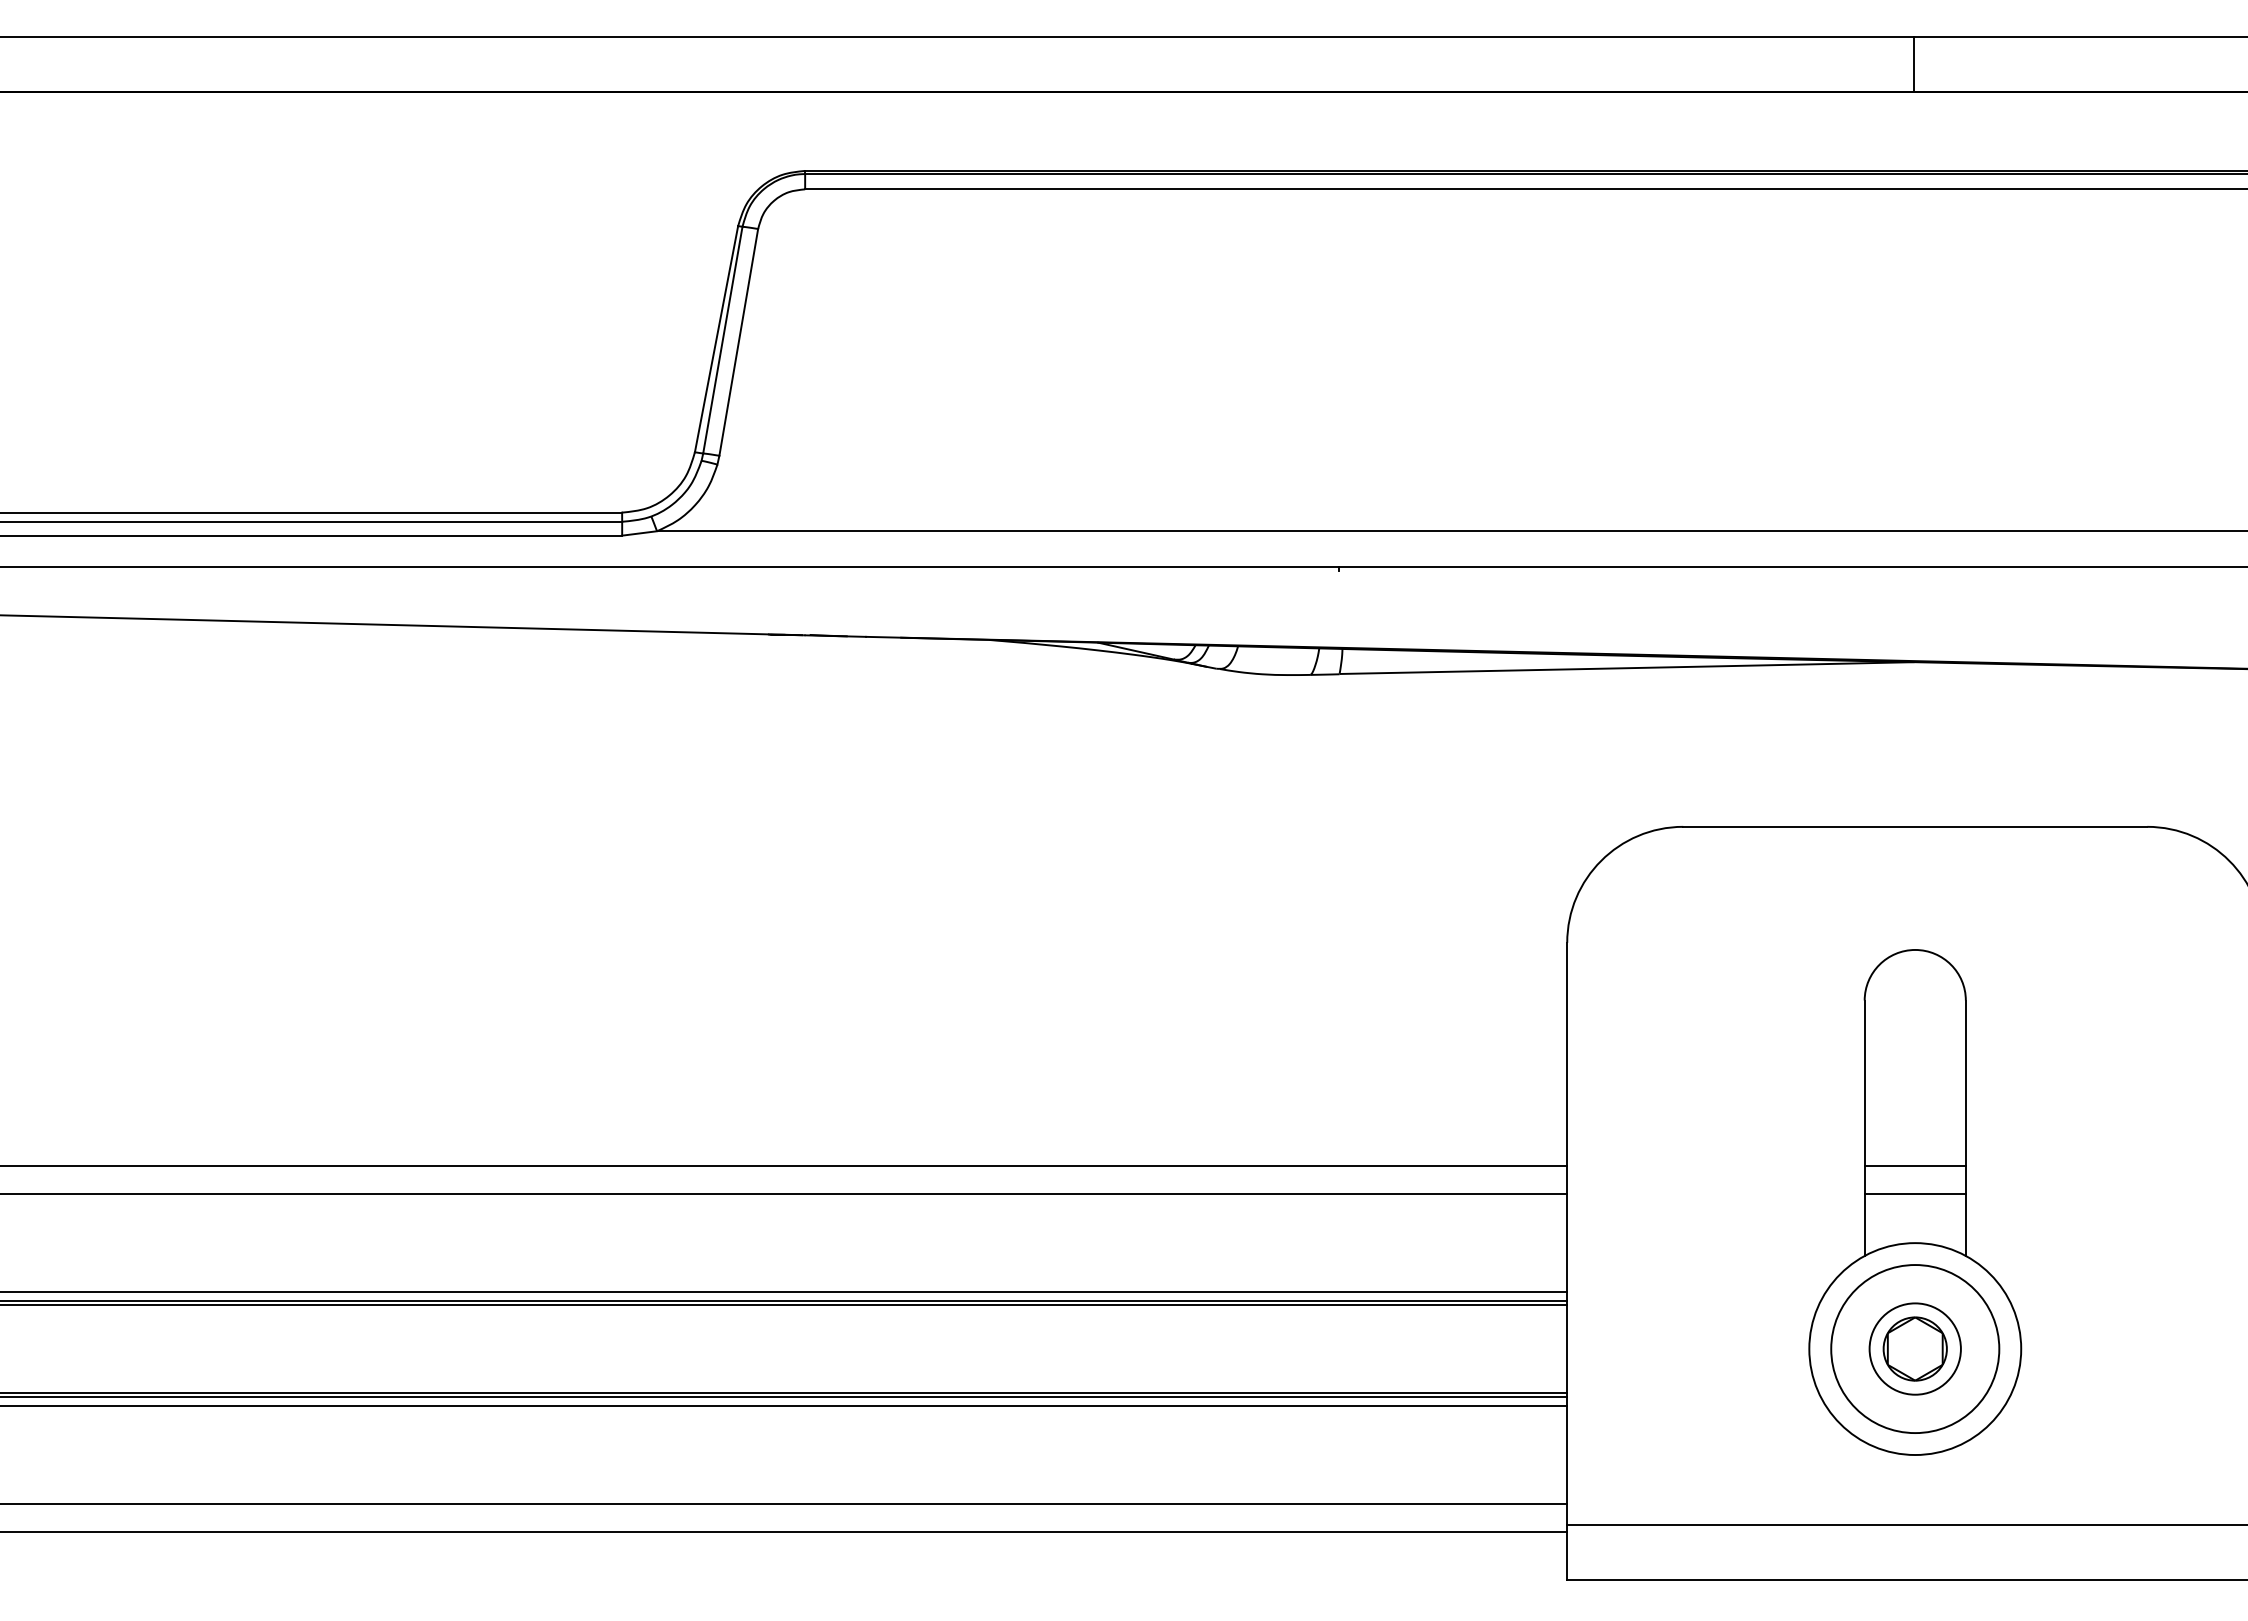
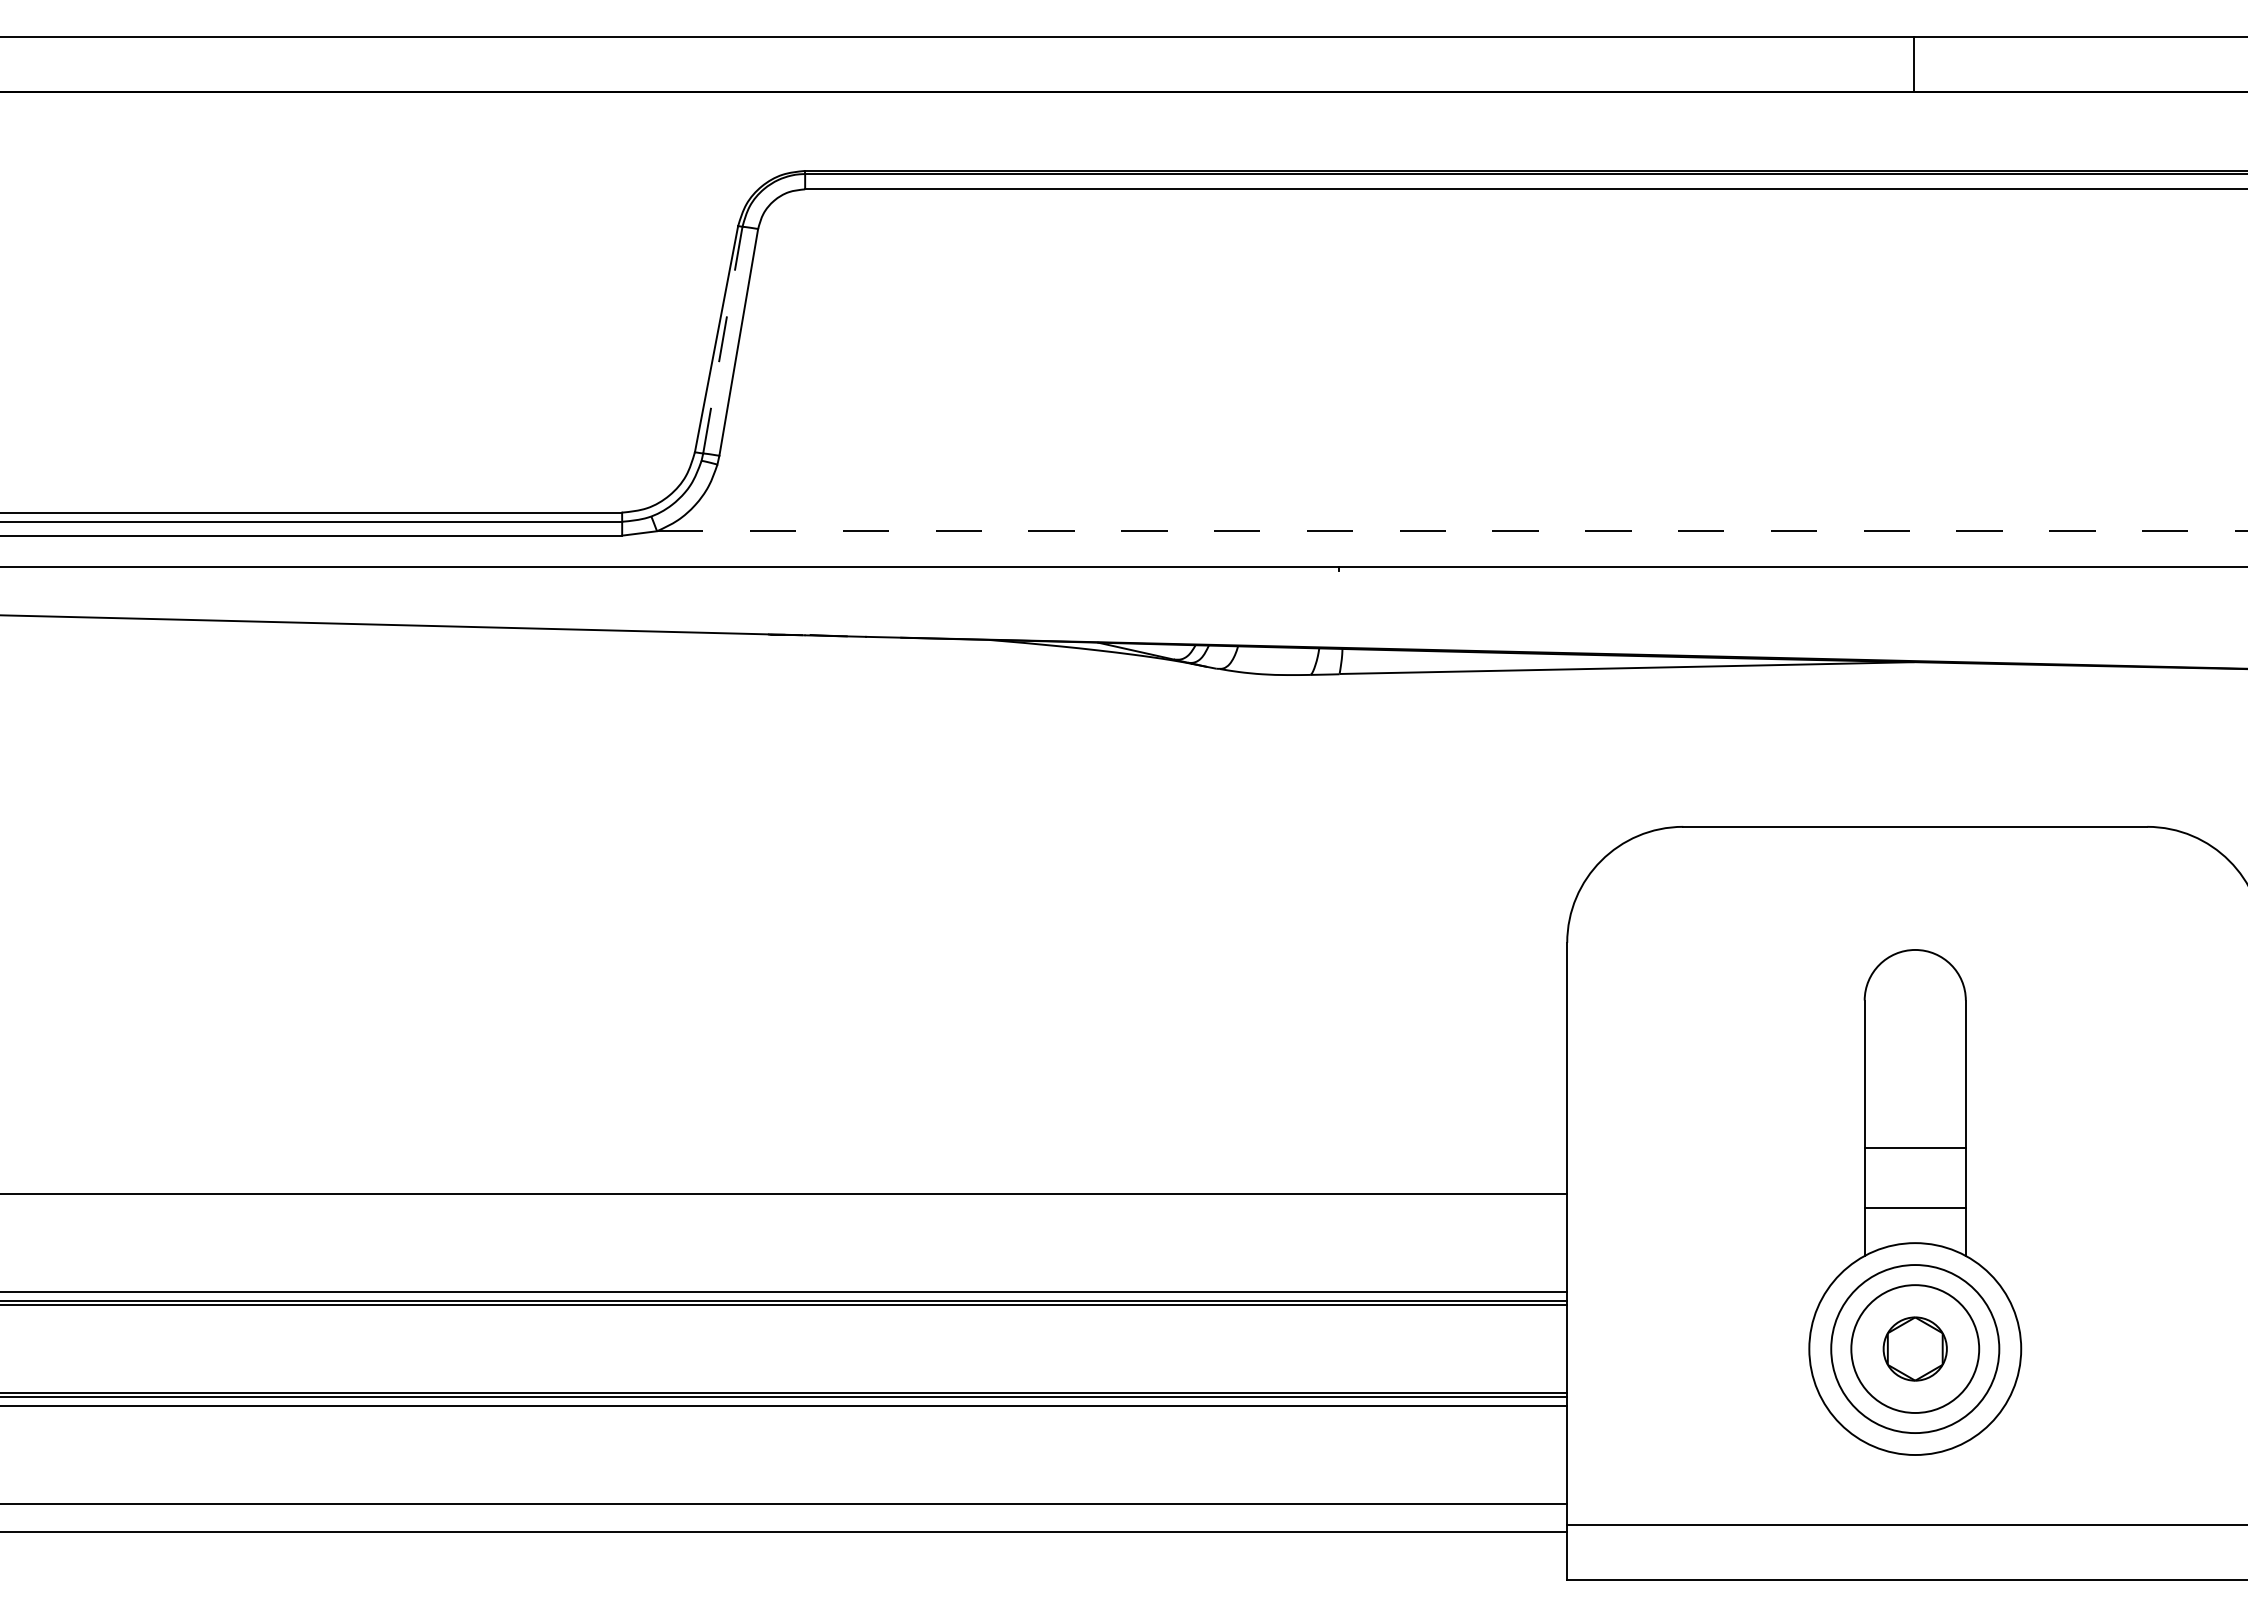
line: solid -> dashed (722, 339)
line: solid -> dashed (1452, 531)
line: present -> none (784, 1166)
line position: (1914, 1166) -> (1914, 1148) (1914, 1148)
line position: (1914, 1193) -> (1914, 1207) (1914, 1207)
circle diameter: 91 px -> 128 px (1915, 1348)
